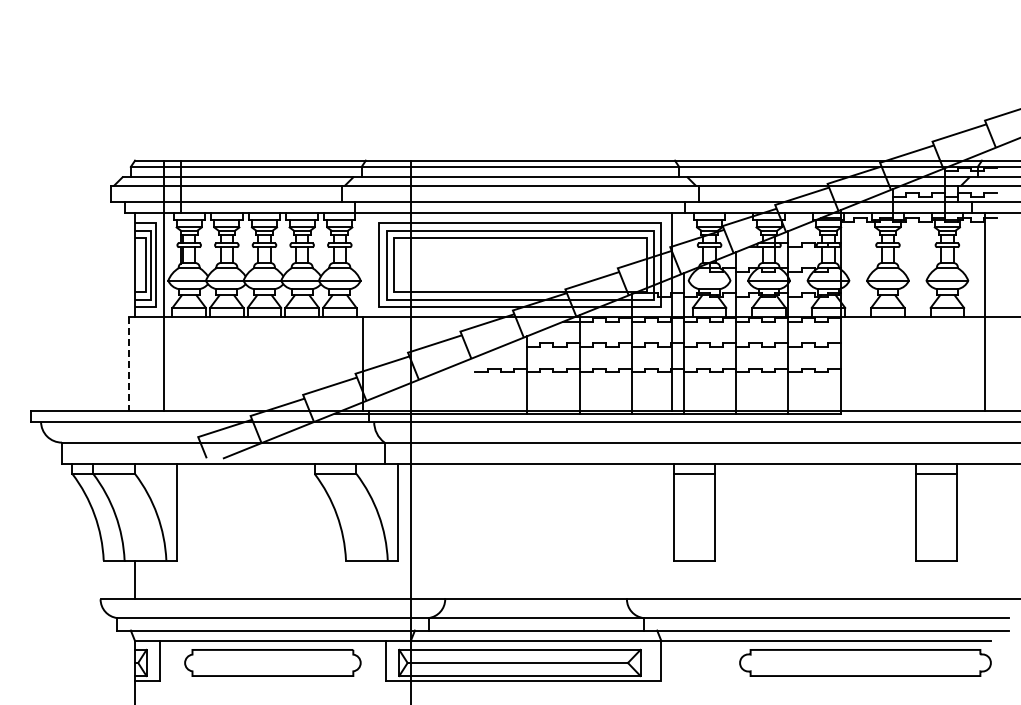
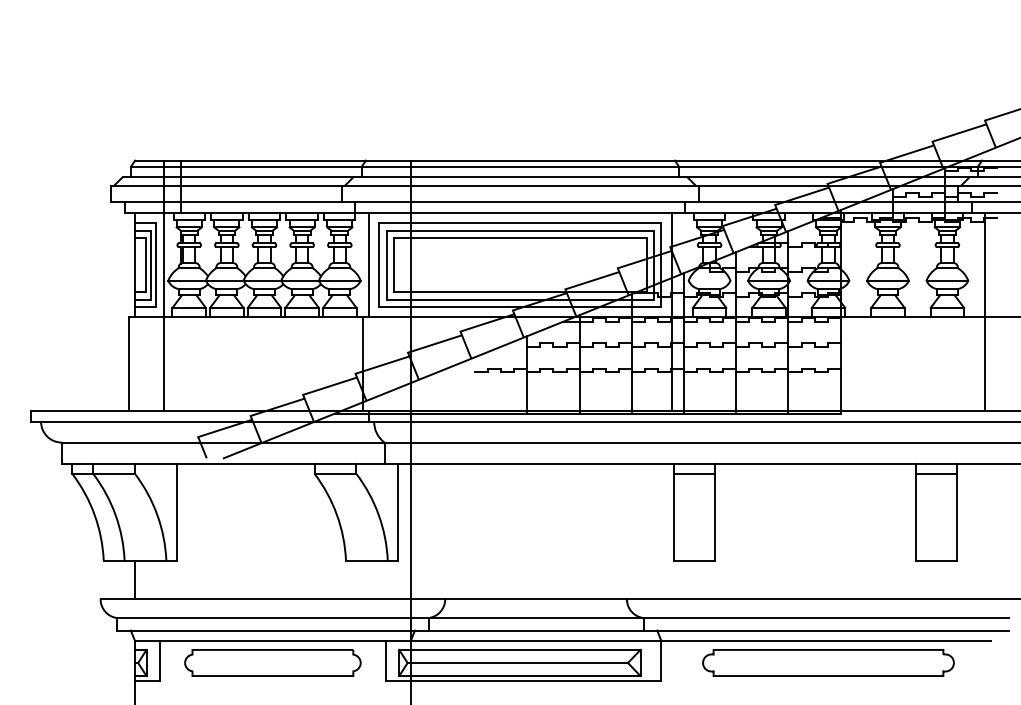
line: none -> present (368, 264)
line: dashed -> solid (128, 364)
part position: (865, 662) -> (828, 662) (828, 662)
